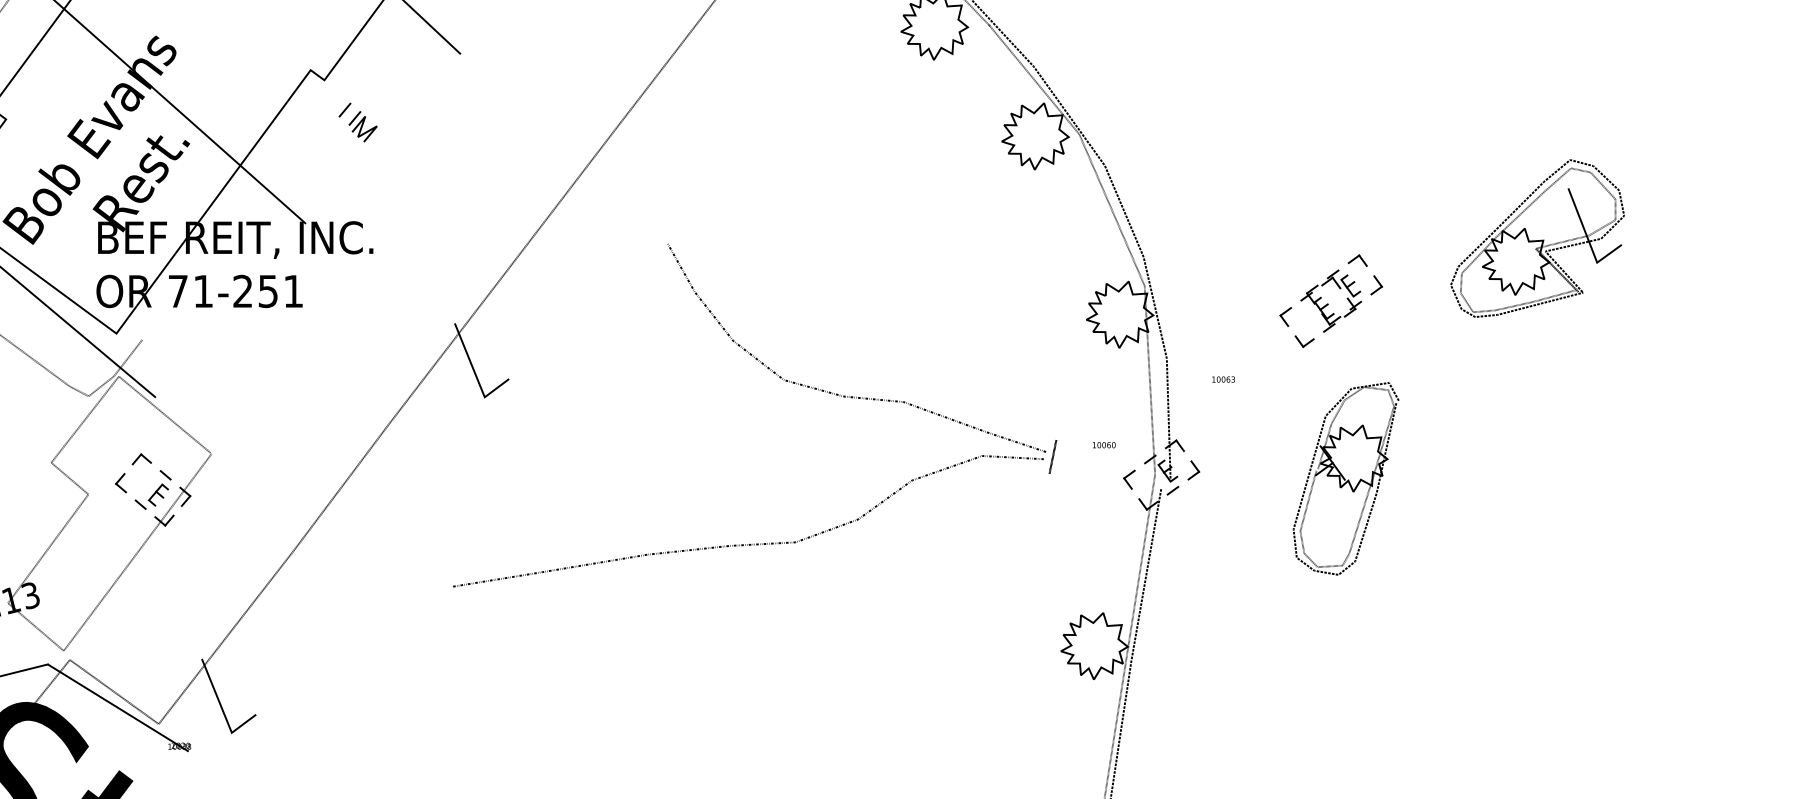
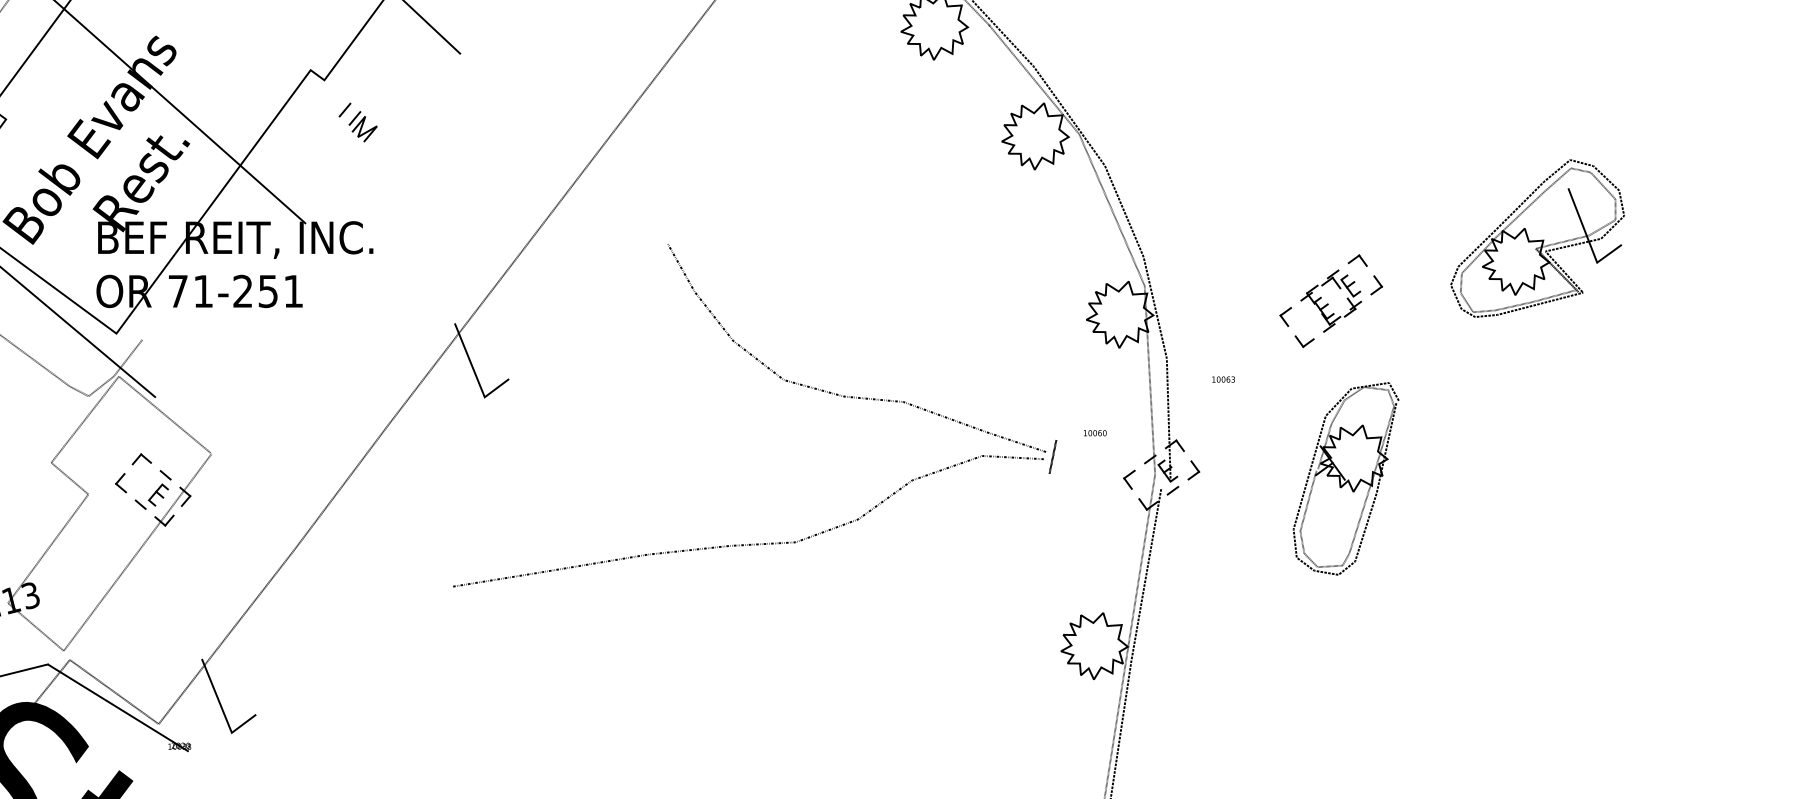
text position: (1104, 445) -> (1095, 433) (1095, 433)
